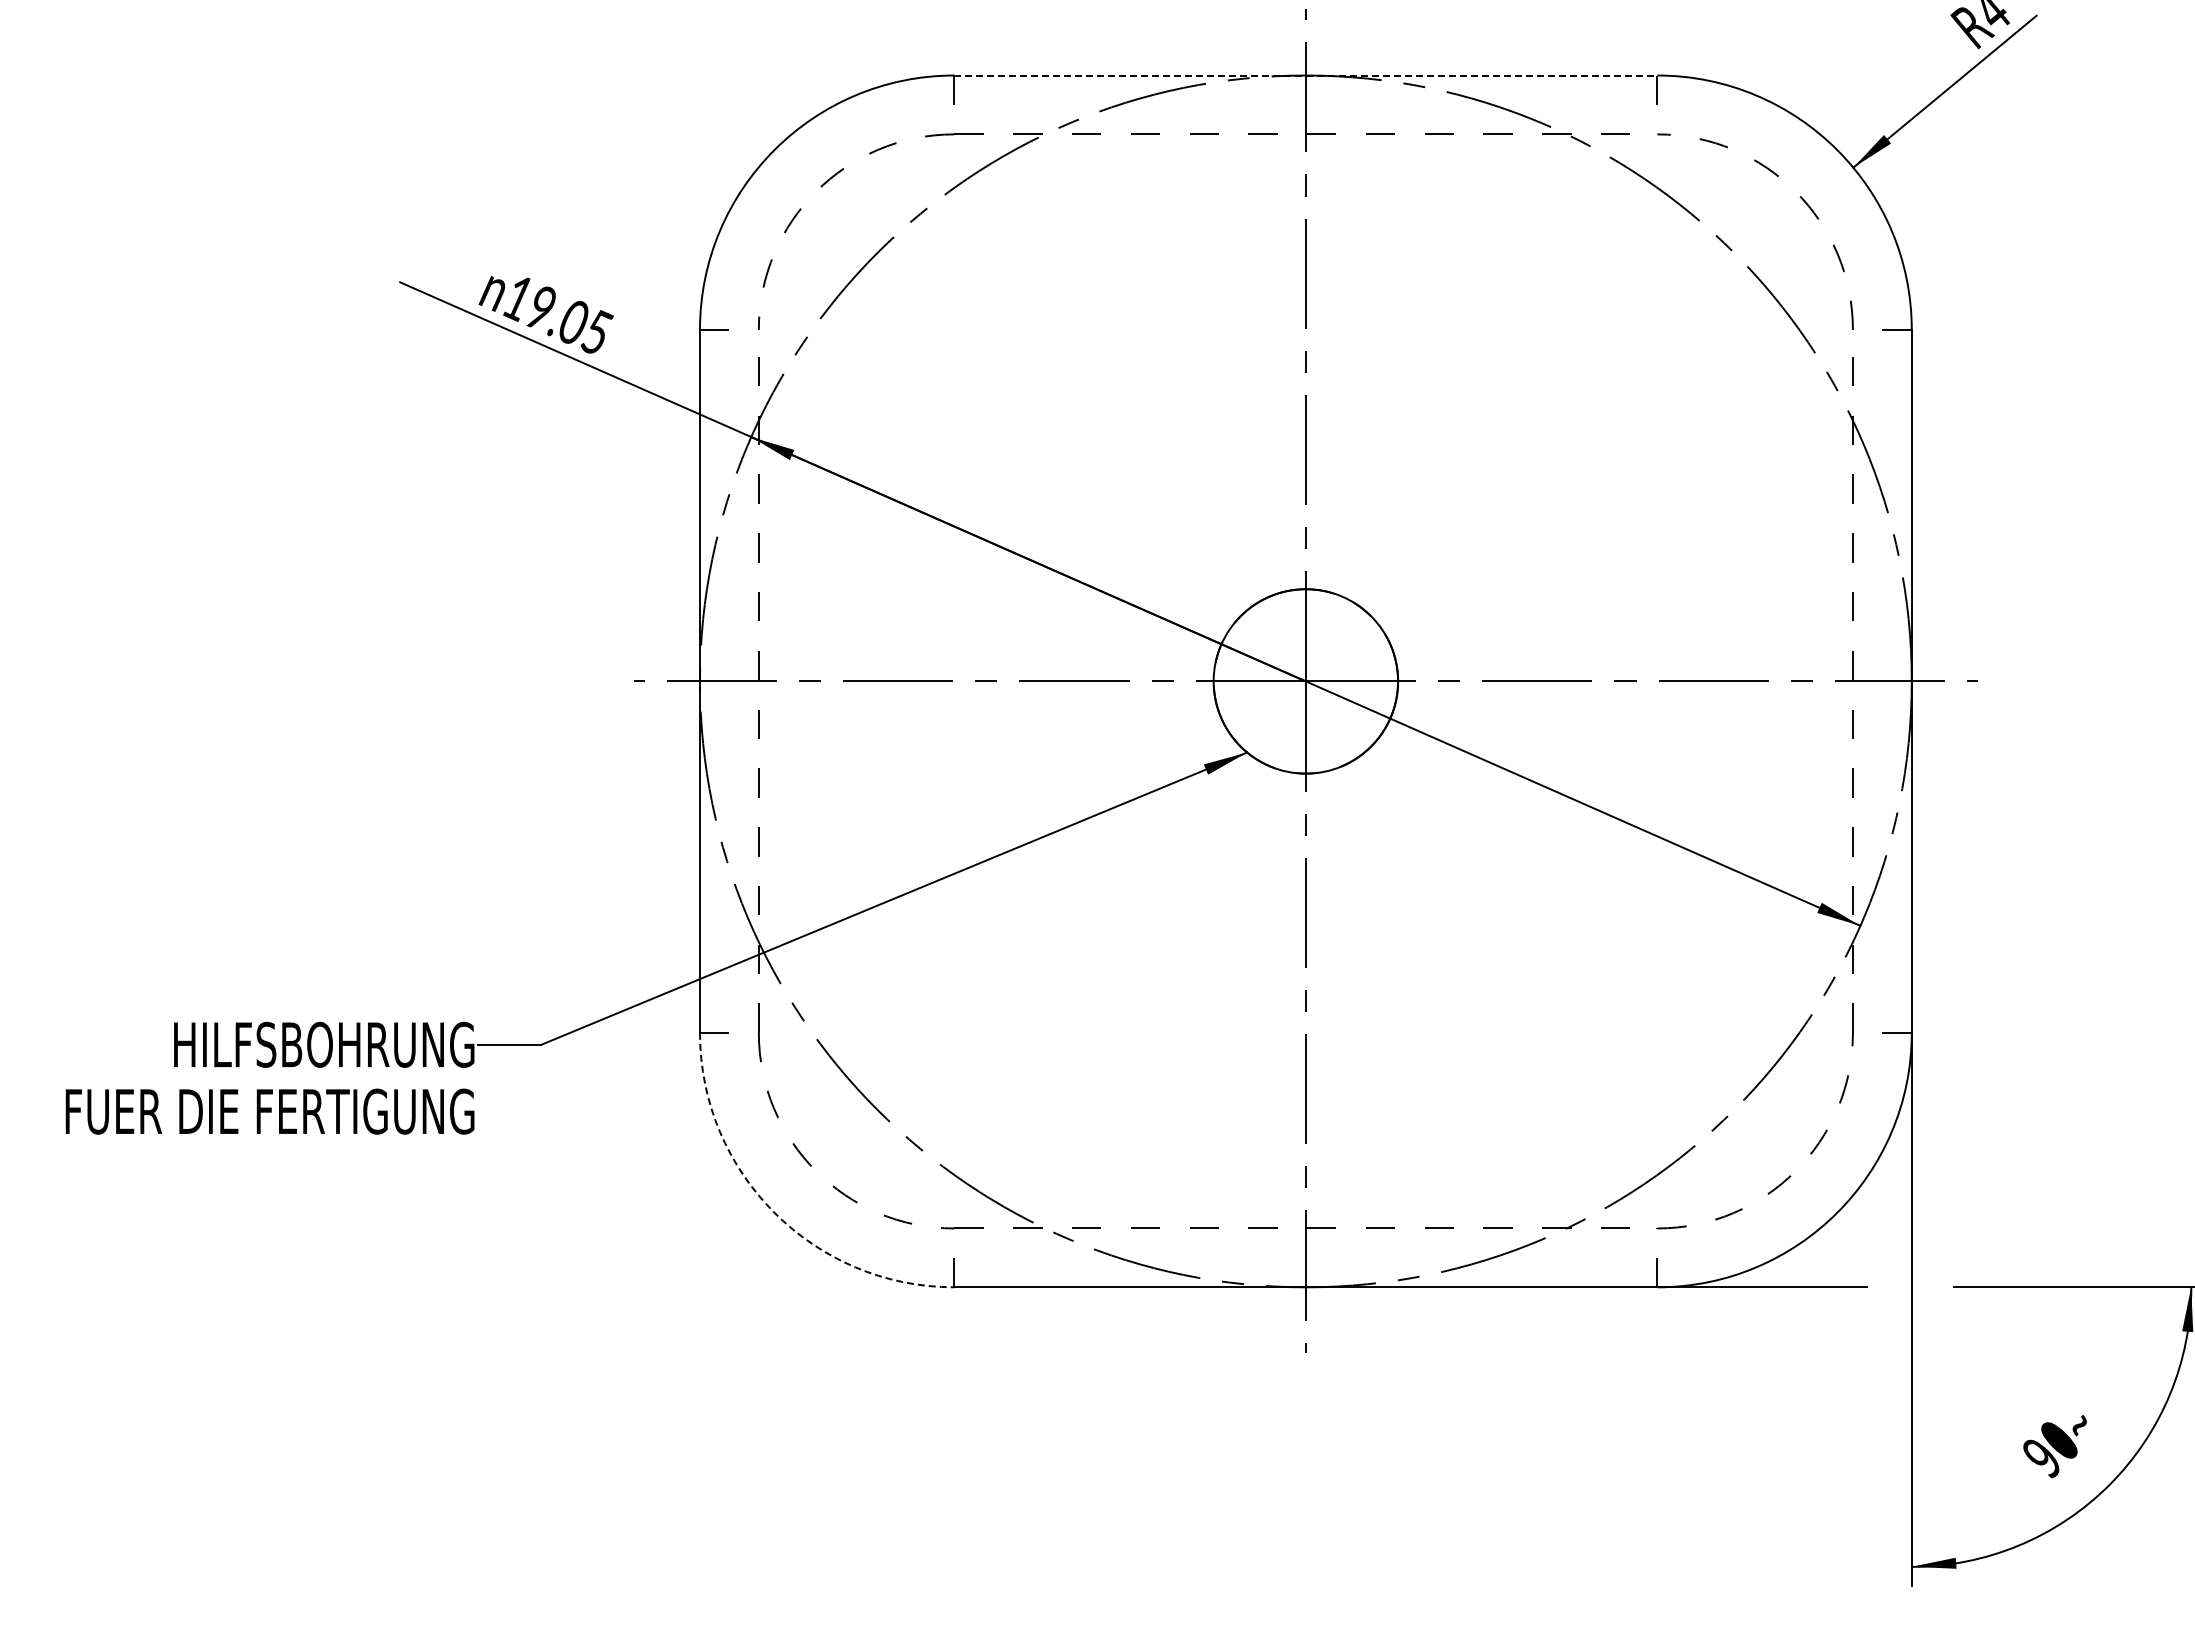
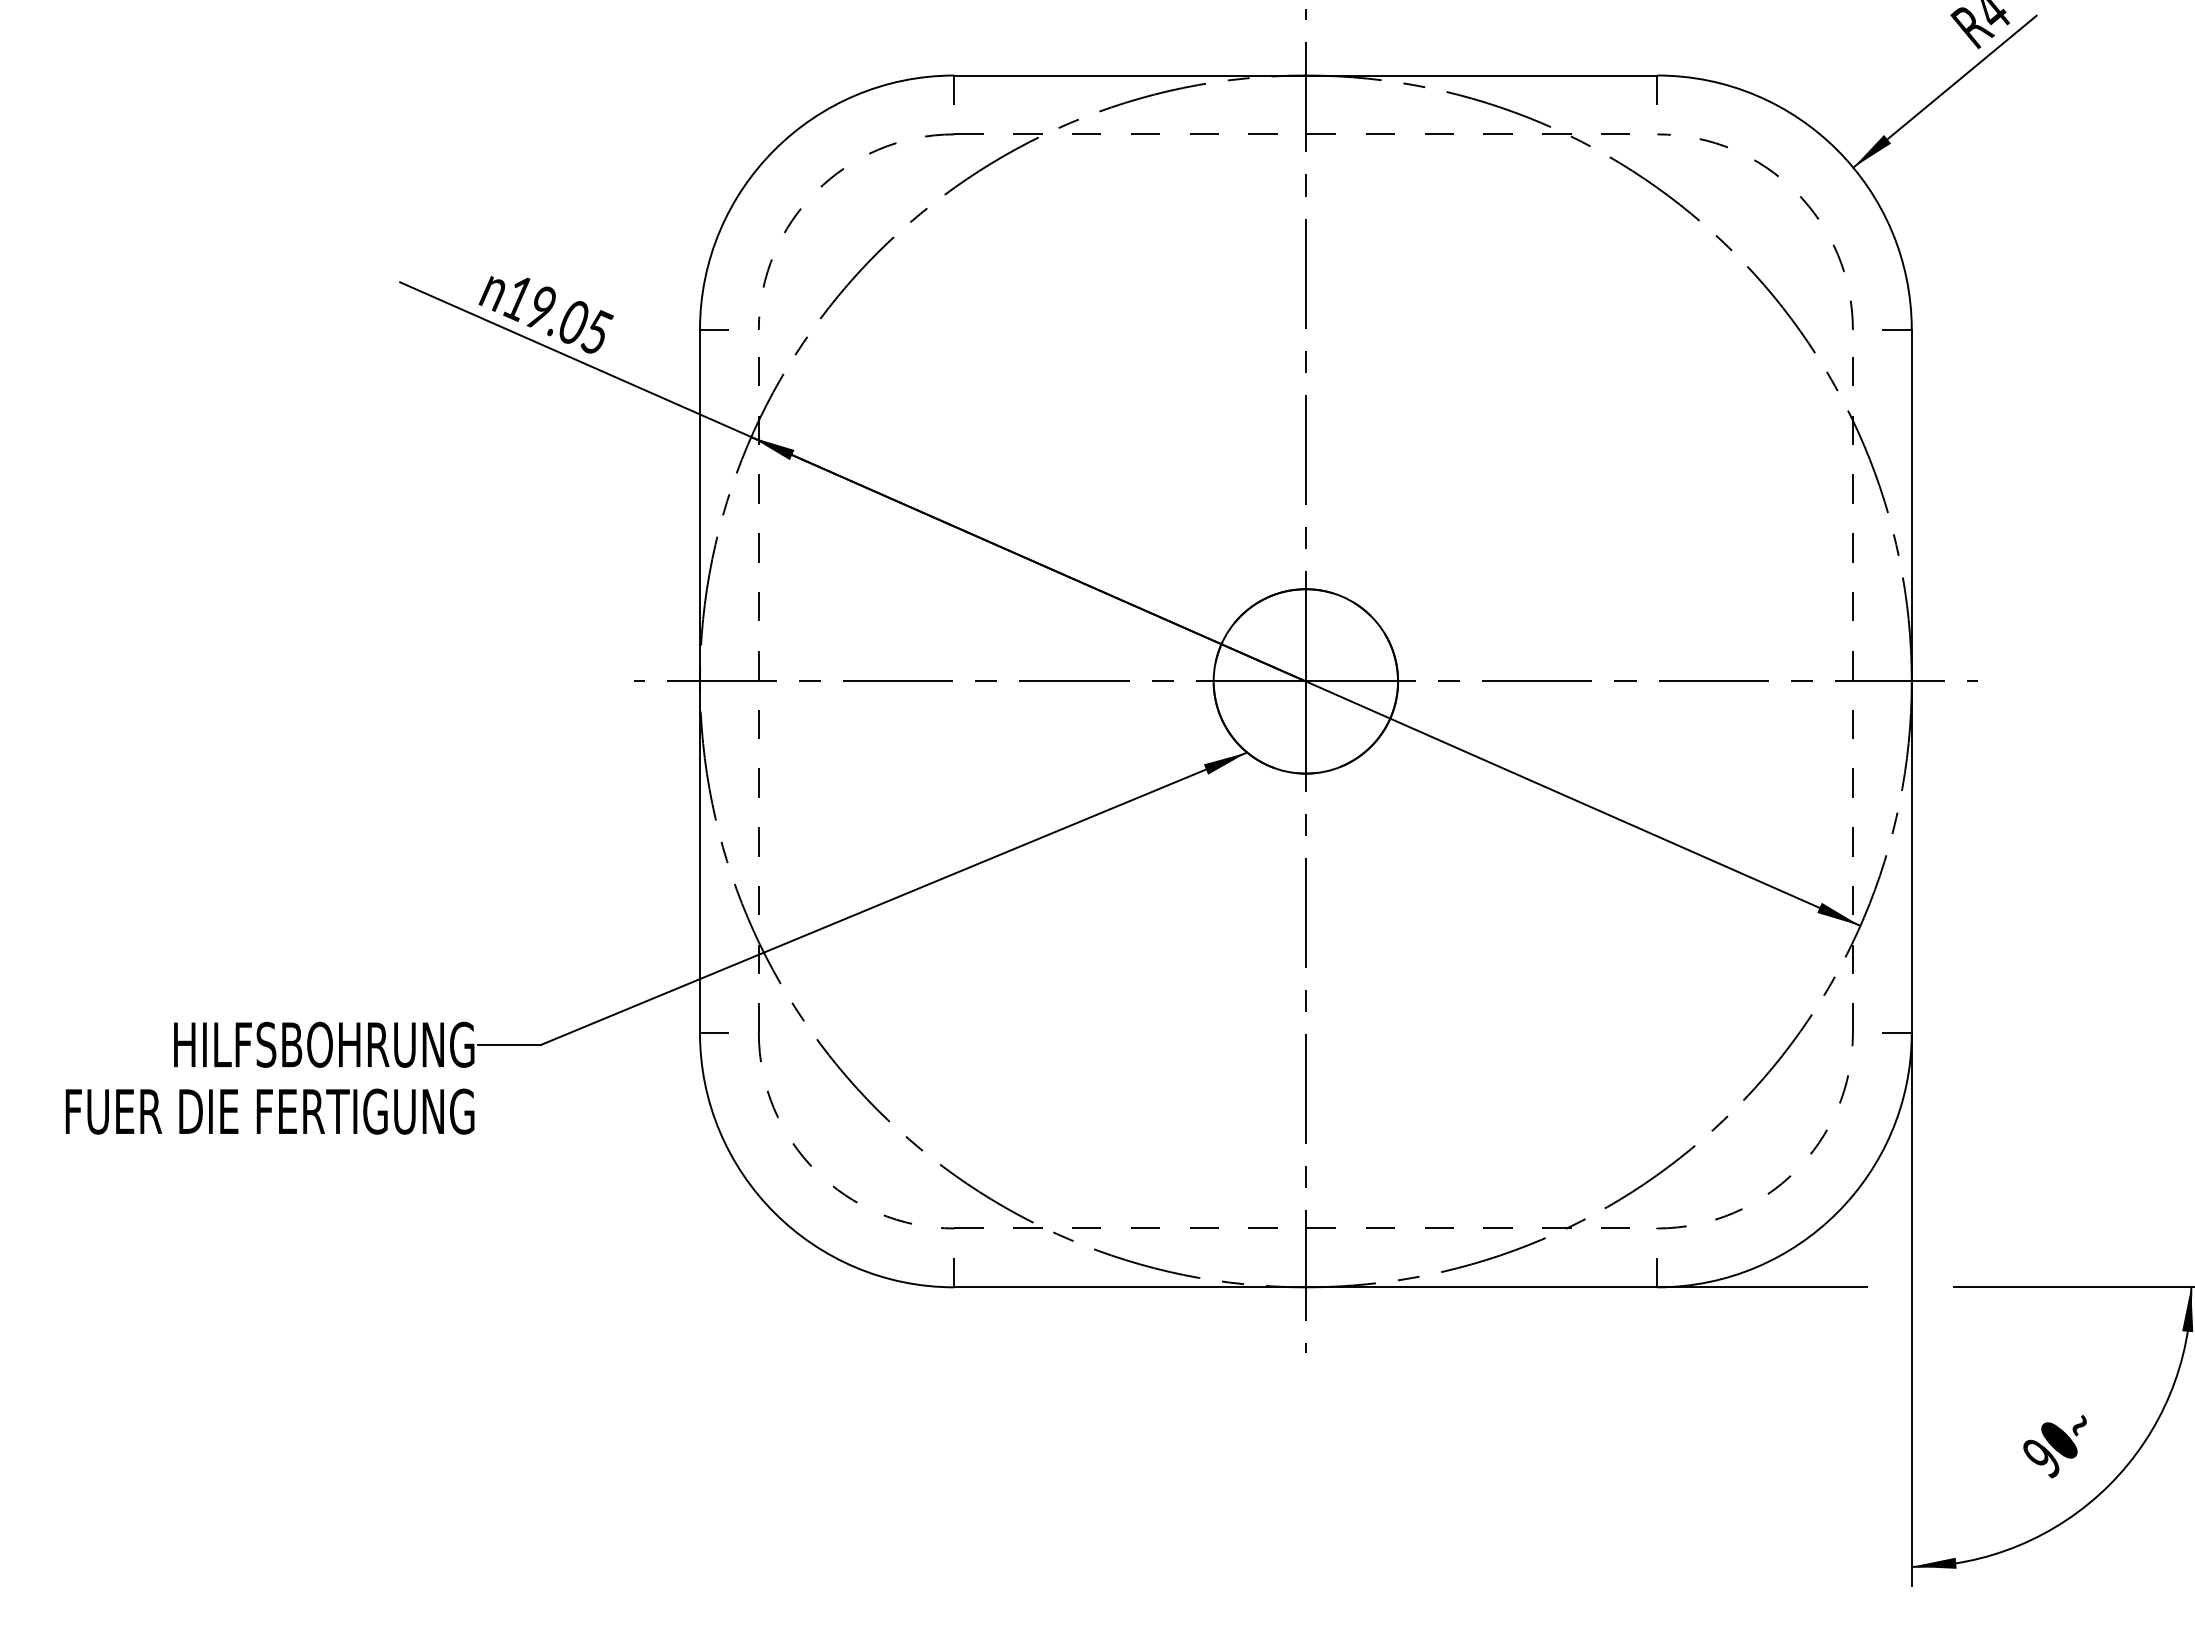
line: dashed -> solid (1306, 75)
arc: dashed -> solid (774, 1212)
